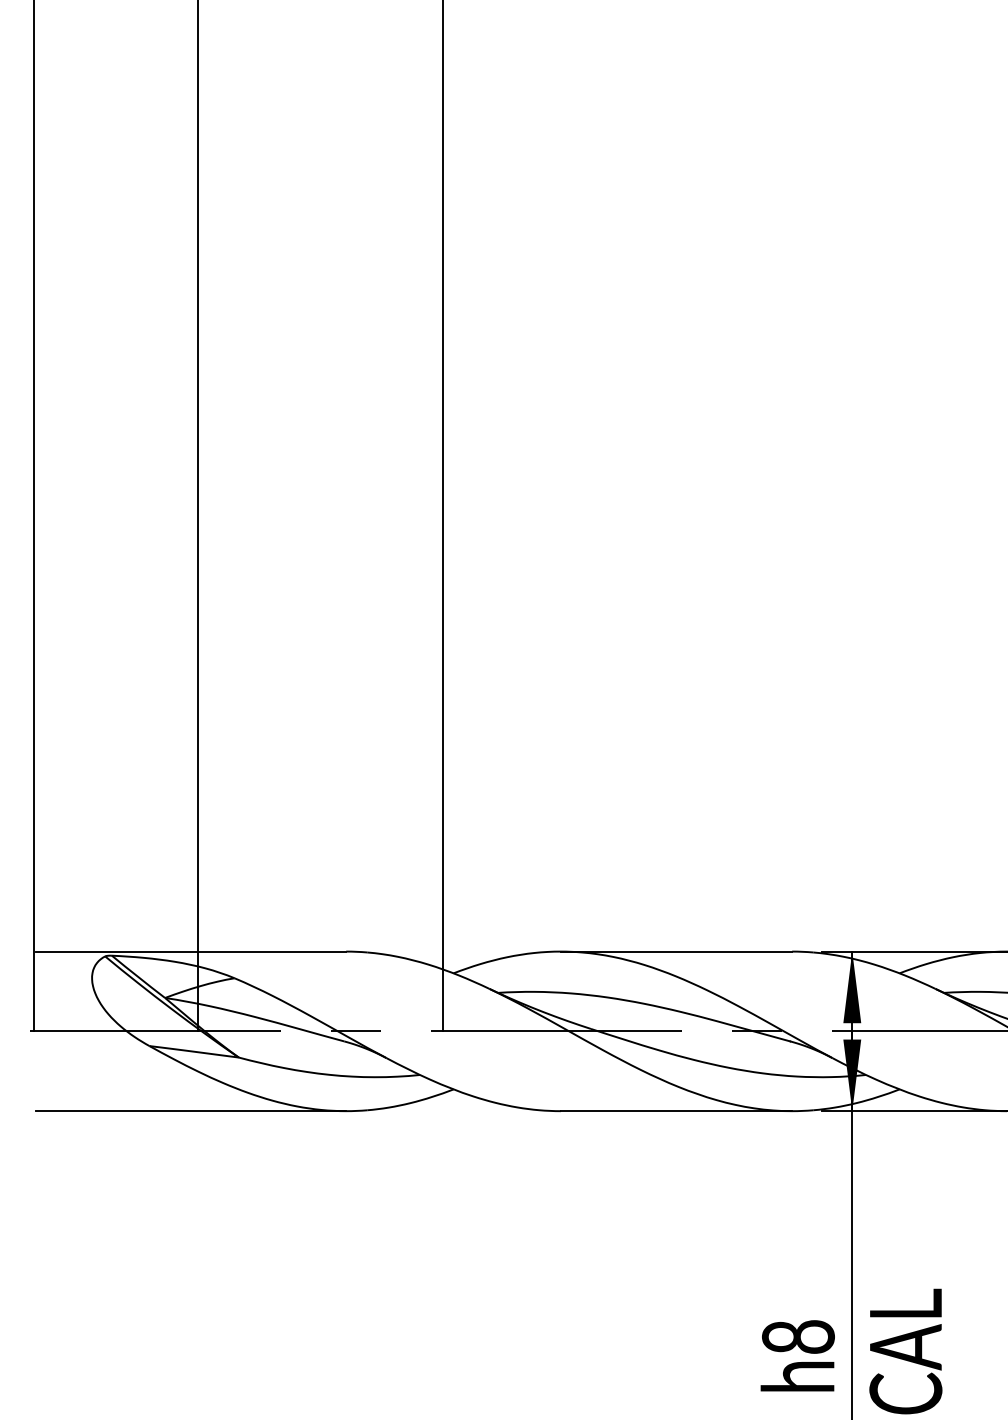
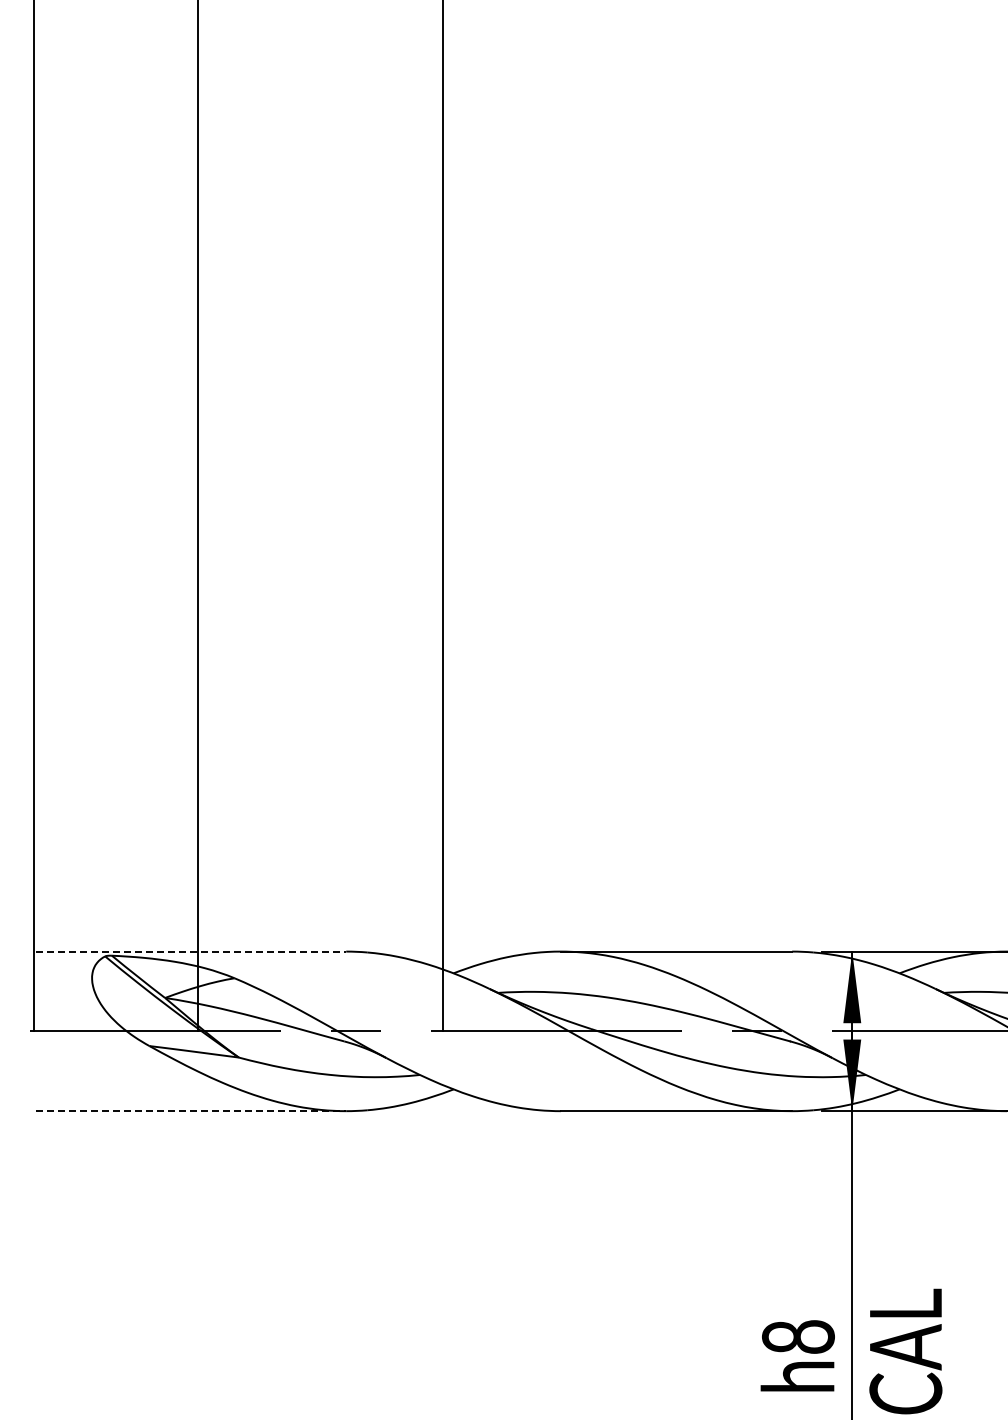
line: solid -> dashed (191, 951)
line: solid -> dashed (191, 1111)
